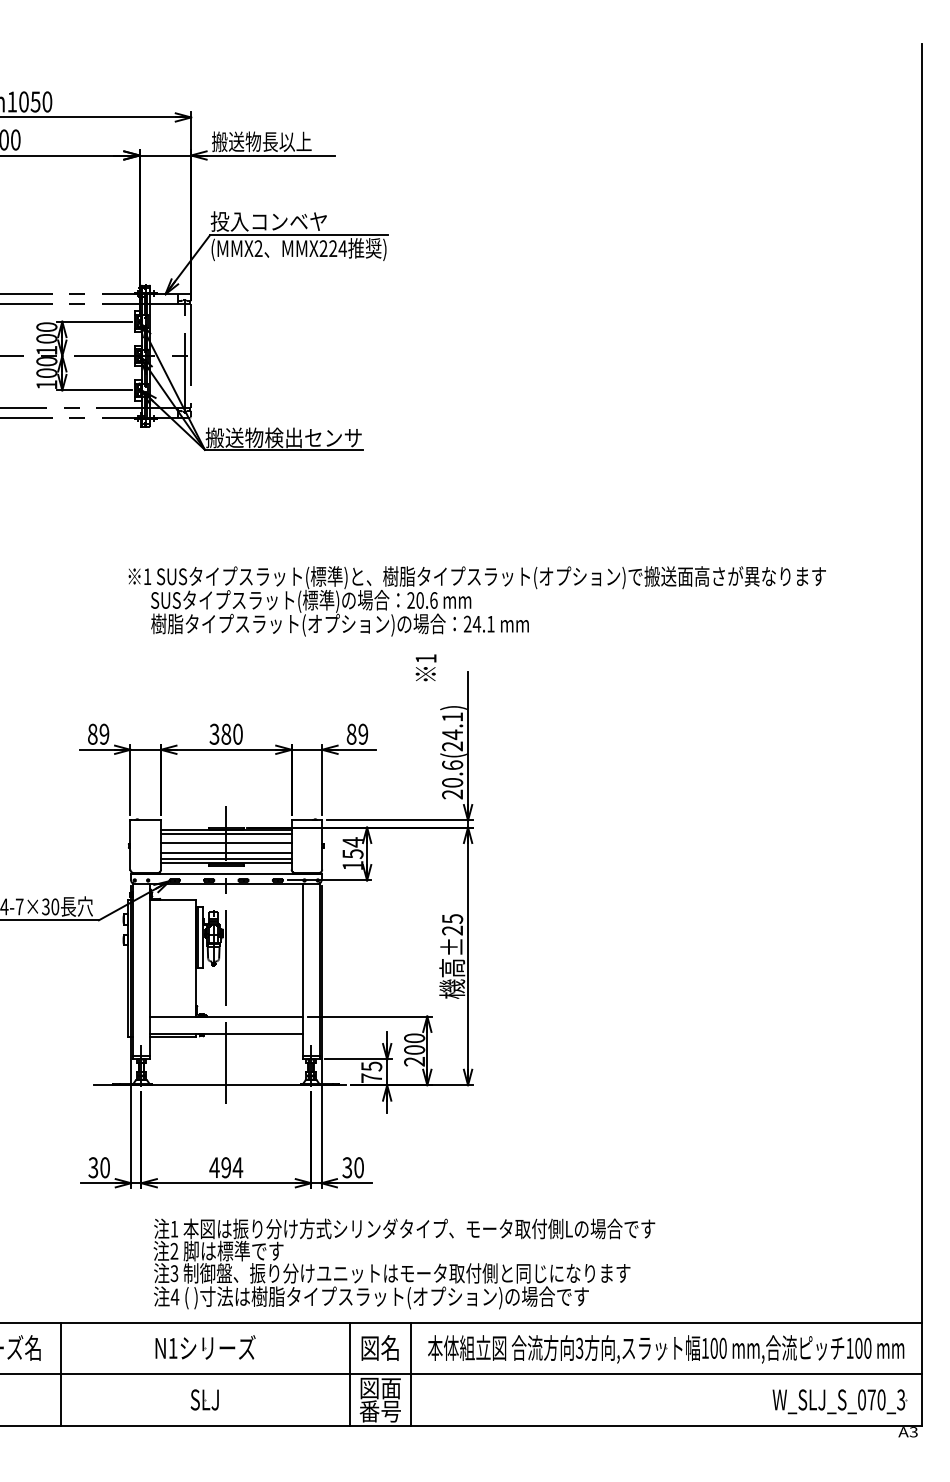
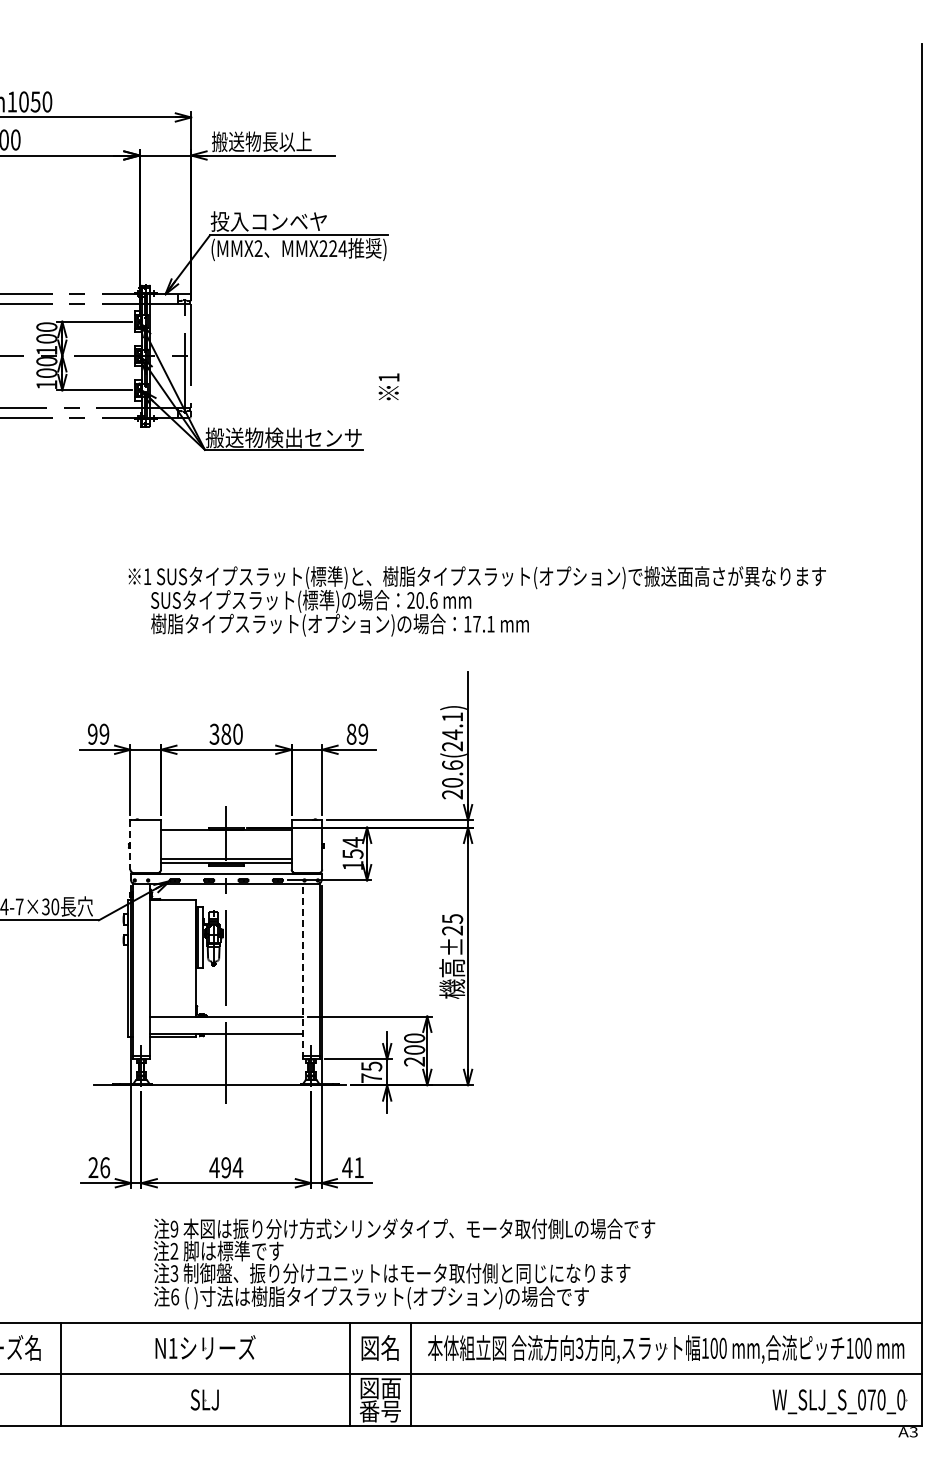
text: 24.1 -> 17.1 (472, 623)
text position: (425, 667) -> (388, 386) (388, 386)
text: 89 -> 99 (92, 733)
line: present -> none (226, 834)
line: present -> none (226, 842)
line: solid -> dashed (130, 845)
line: present -> none (226, 852)
line: solid -> dashed (302, 971)
text: 30 -> 26 (99, 1167)
text: 30 -> 41 (352, 1167)
text: 1 -> 9 (174, 1228)
text: 4 -> 6 (174, 1296)
text: W_SLJ_S_070_3 -> W_SLJ_S_070_0 (901, 1399)
